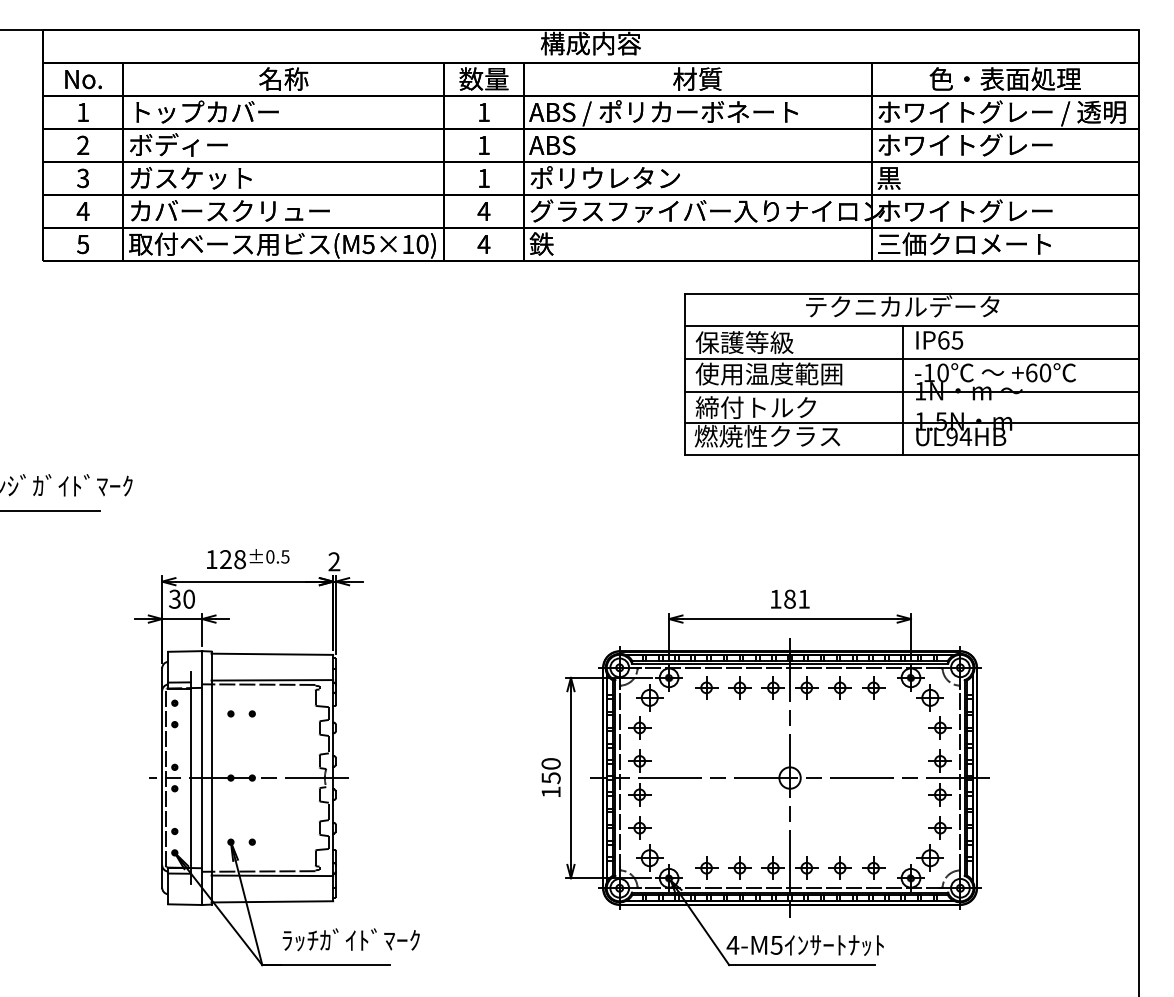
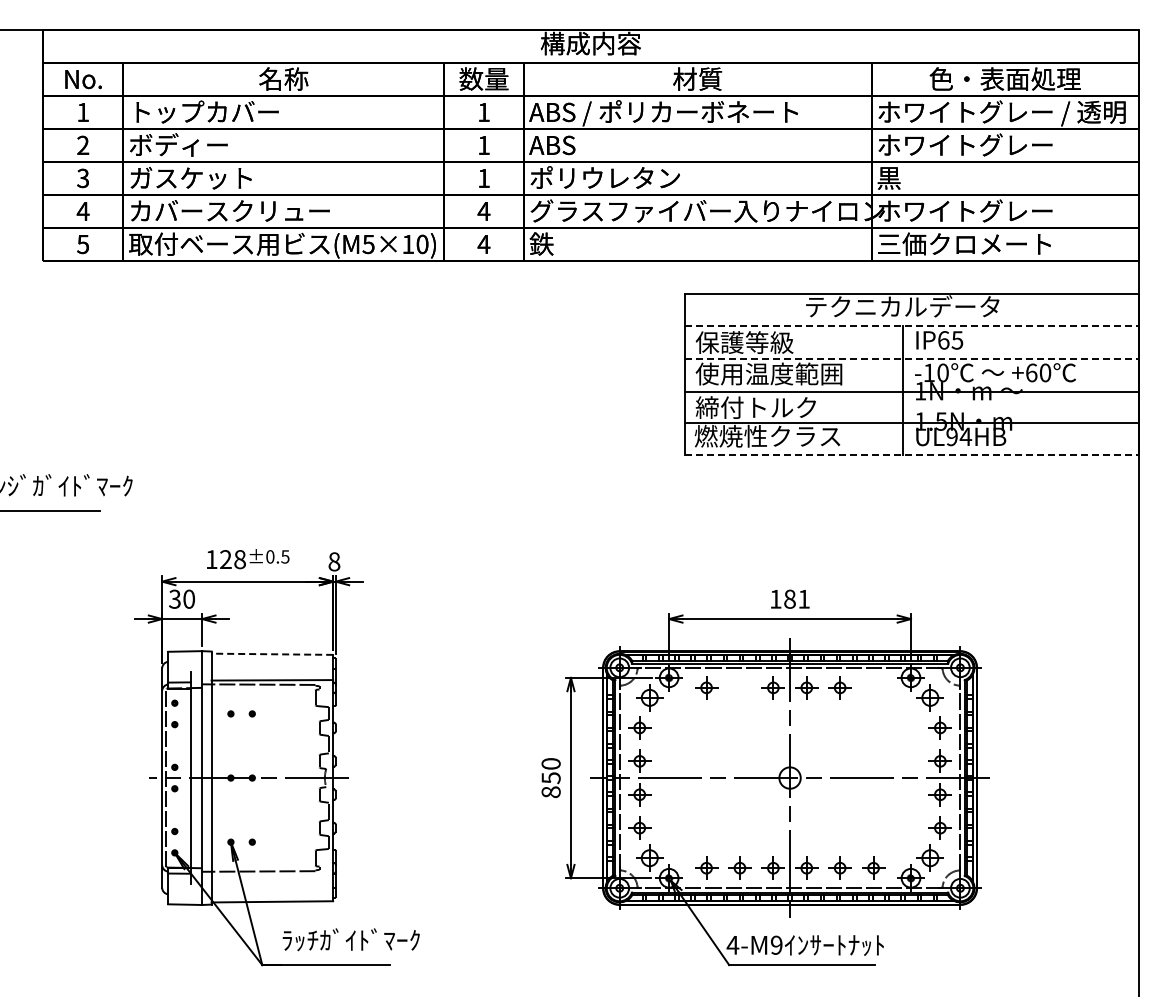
line: solid -> dashed (912, 326)
line: solid -> dashed (912, 359)
line: solid -> dashed (912, 455)
text: 2 -> 8 (334, 561)
line: solid -> dashed (272, 654)
part: present -> none (739, 687)
part: present -> none (873, 687)
text: 150 -> 850 (550, 792)
line: present -> none (272, 875)
text: 4-M5 -> 4-M9 (776, 944)
